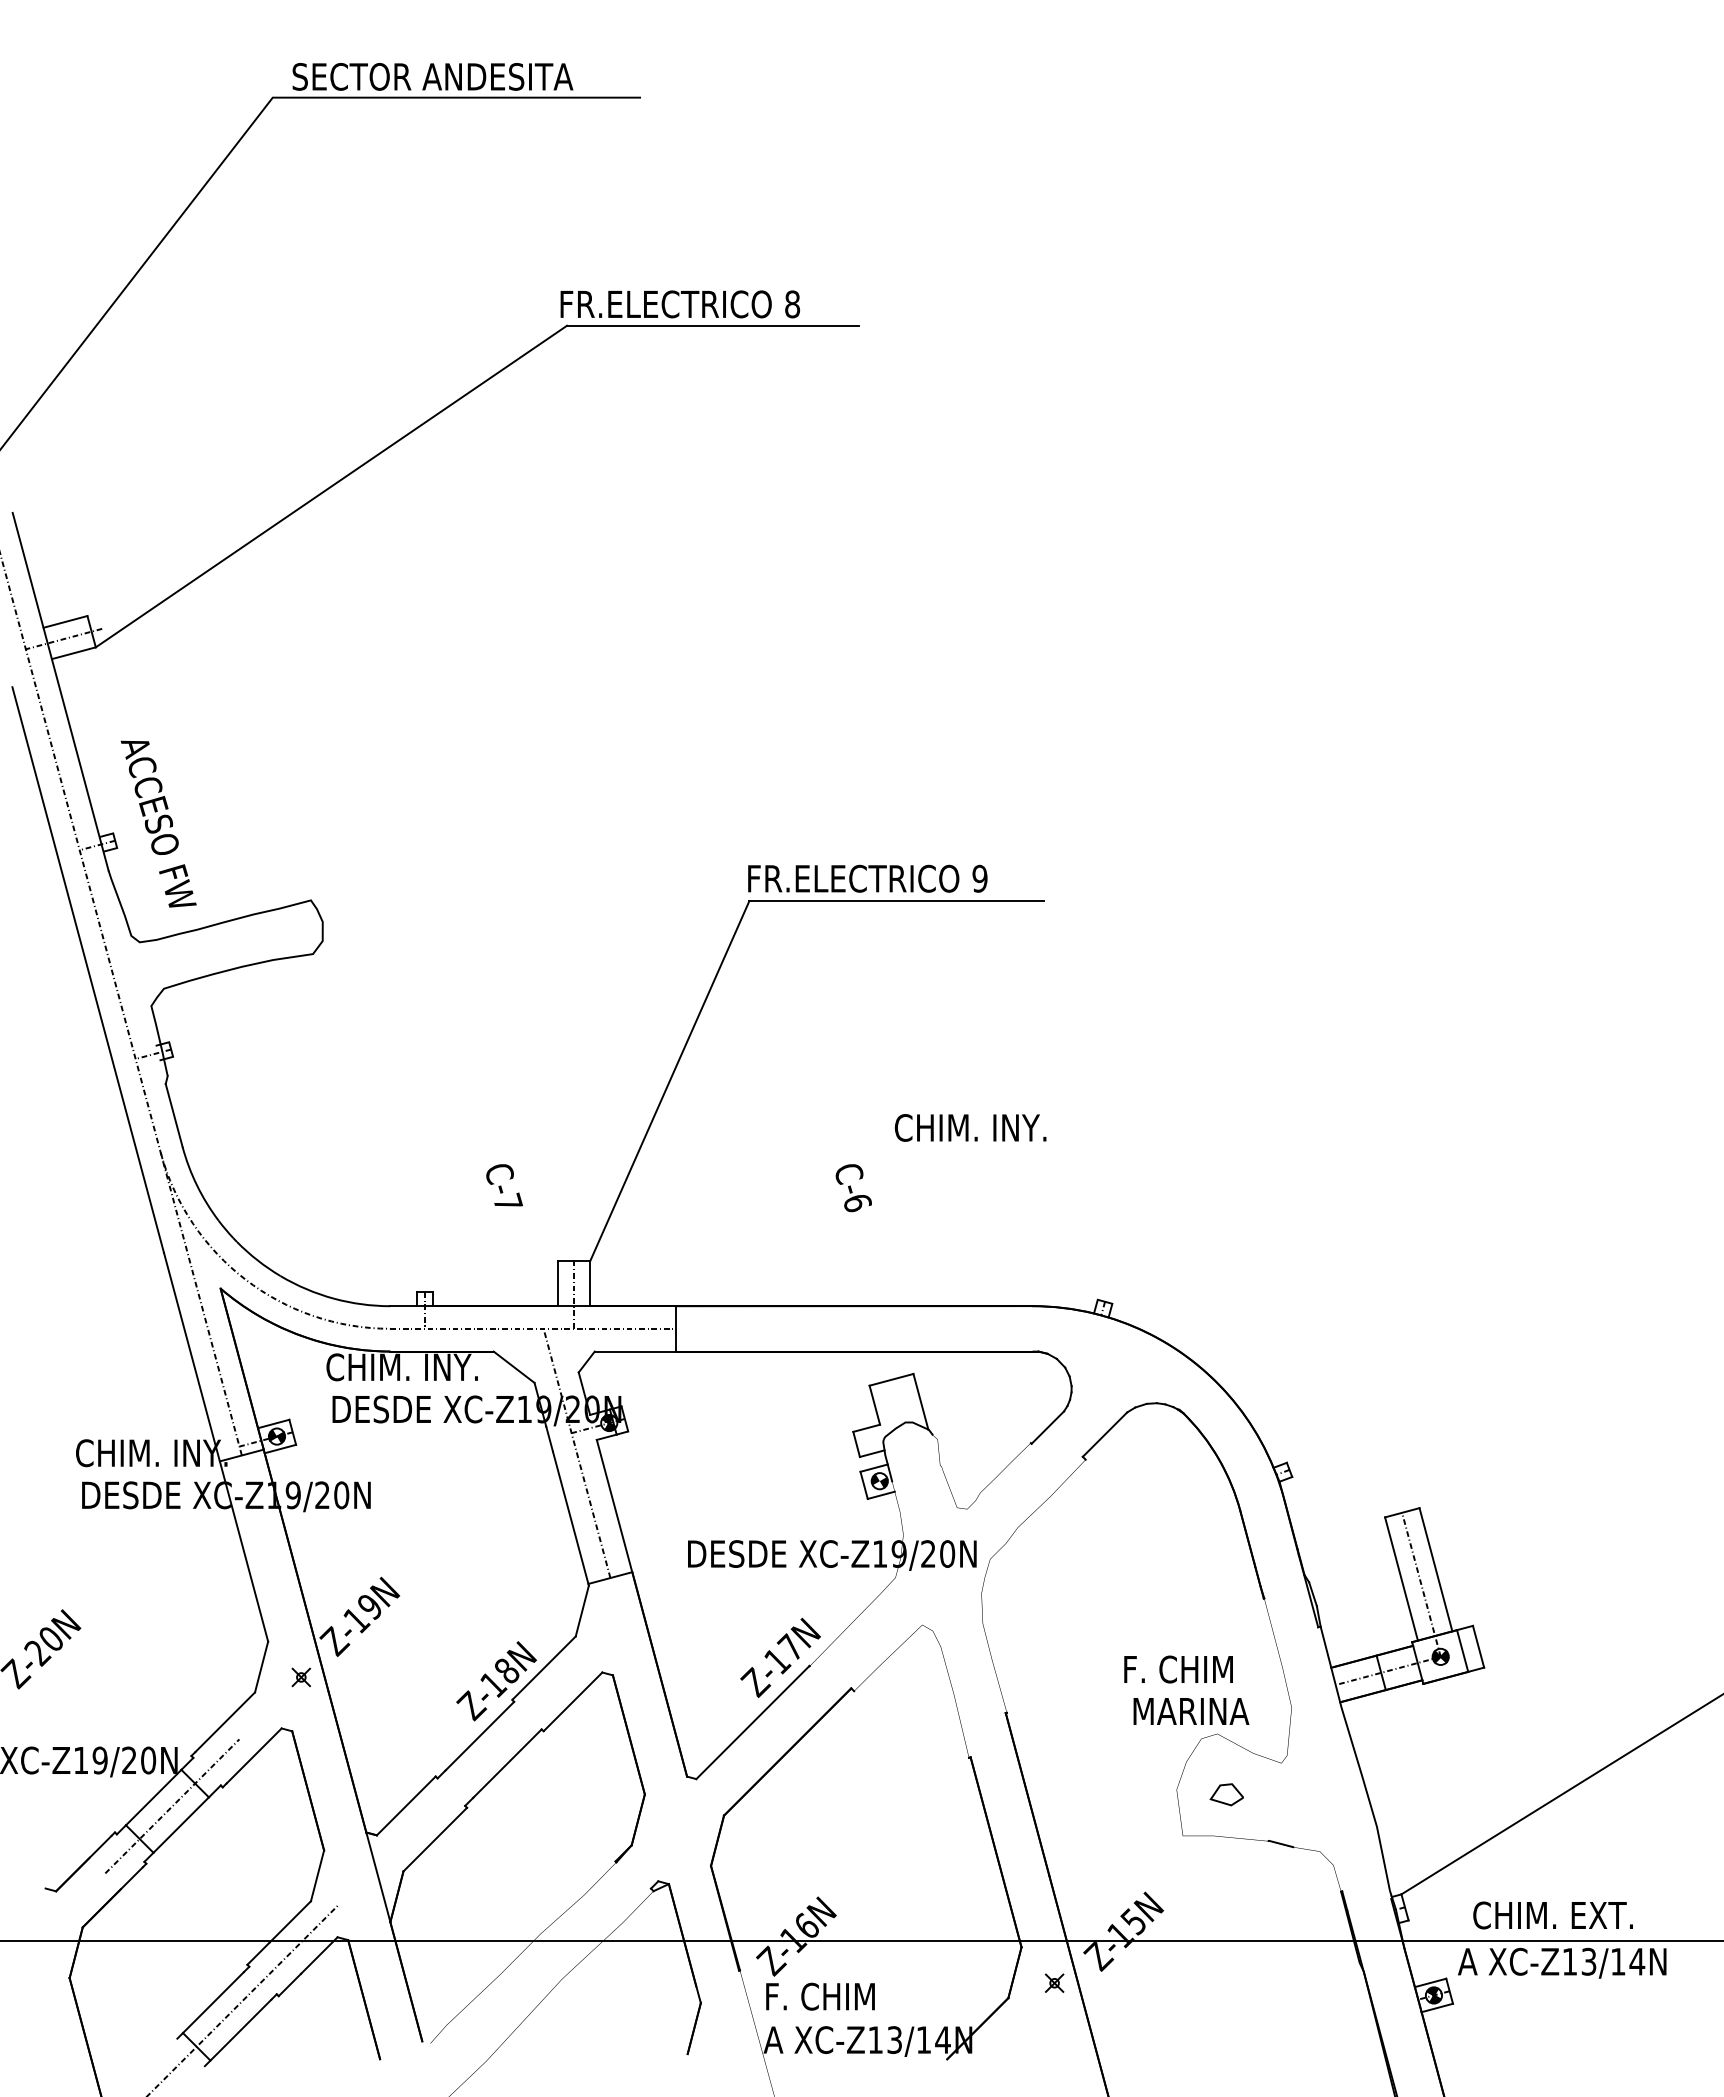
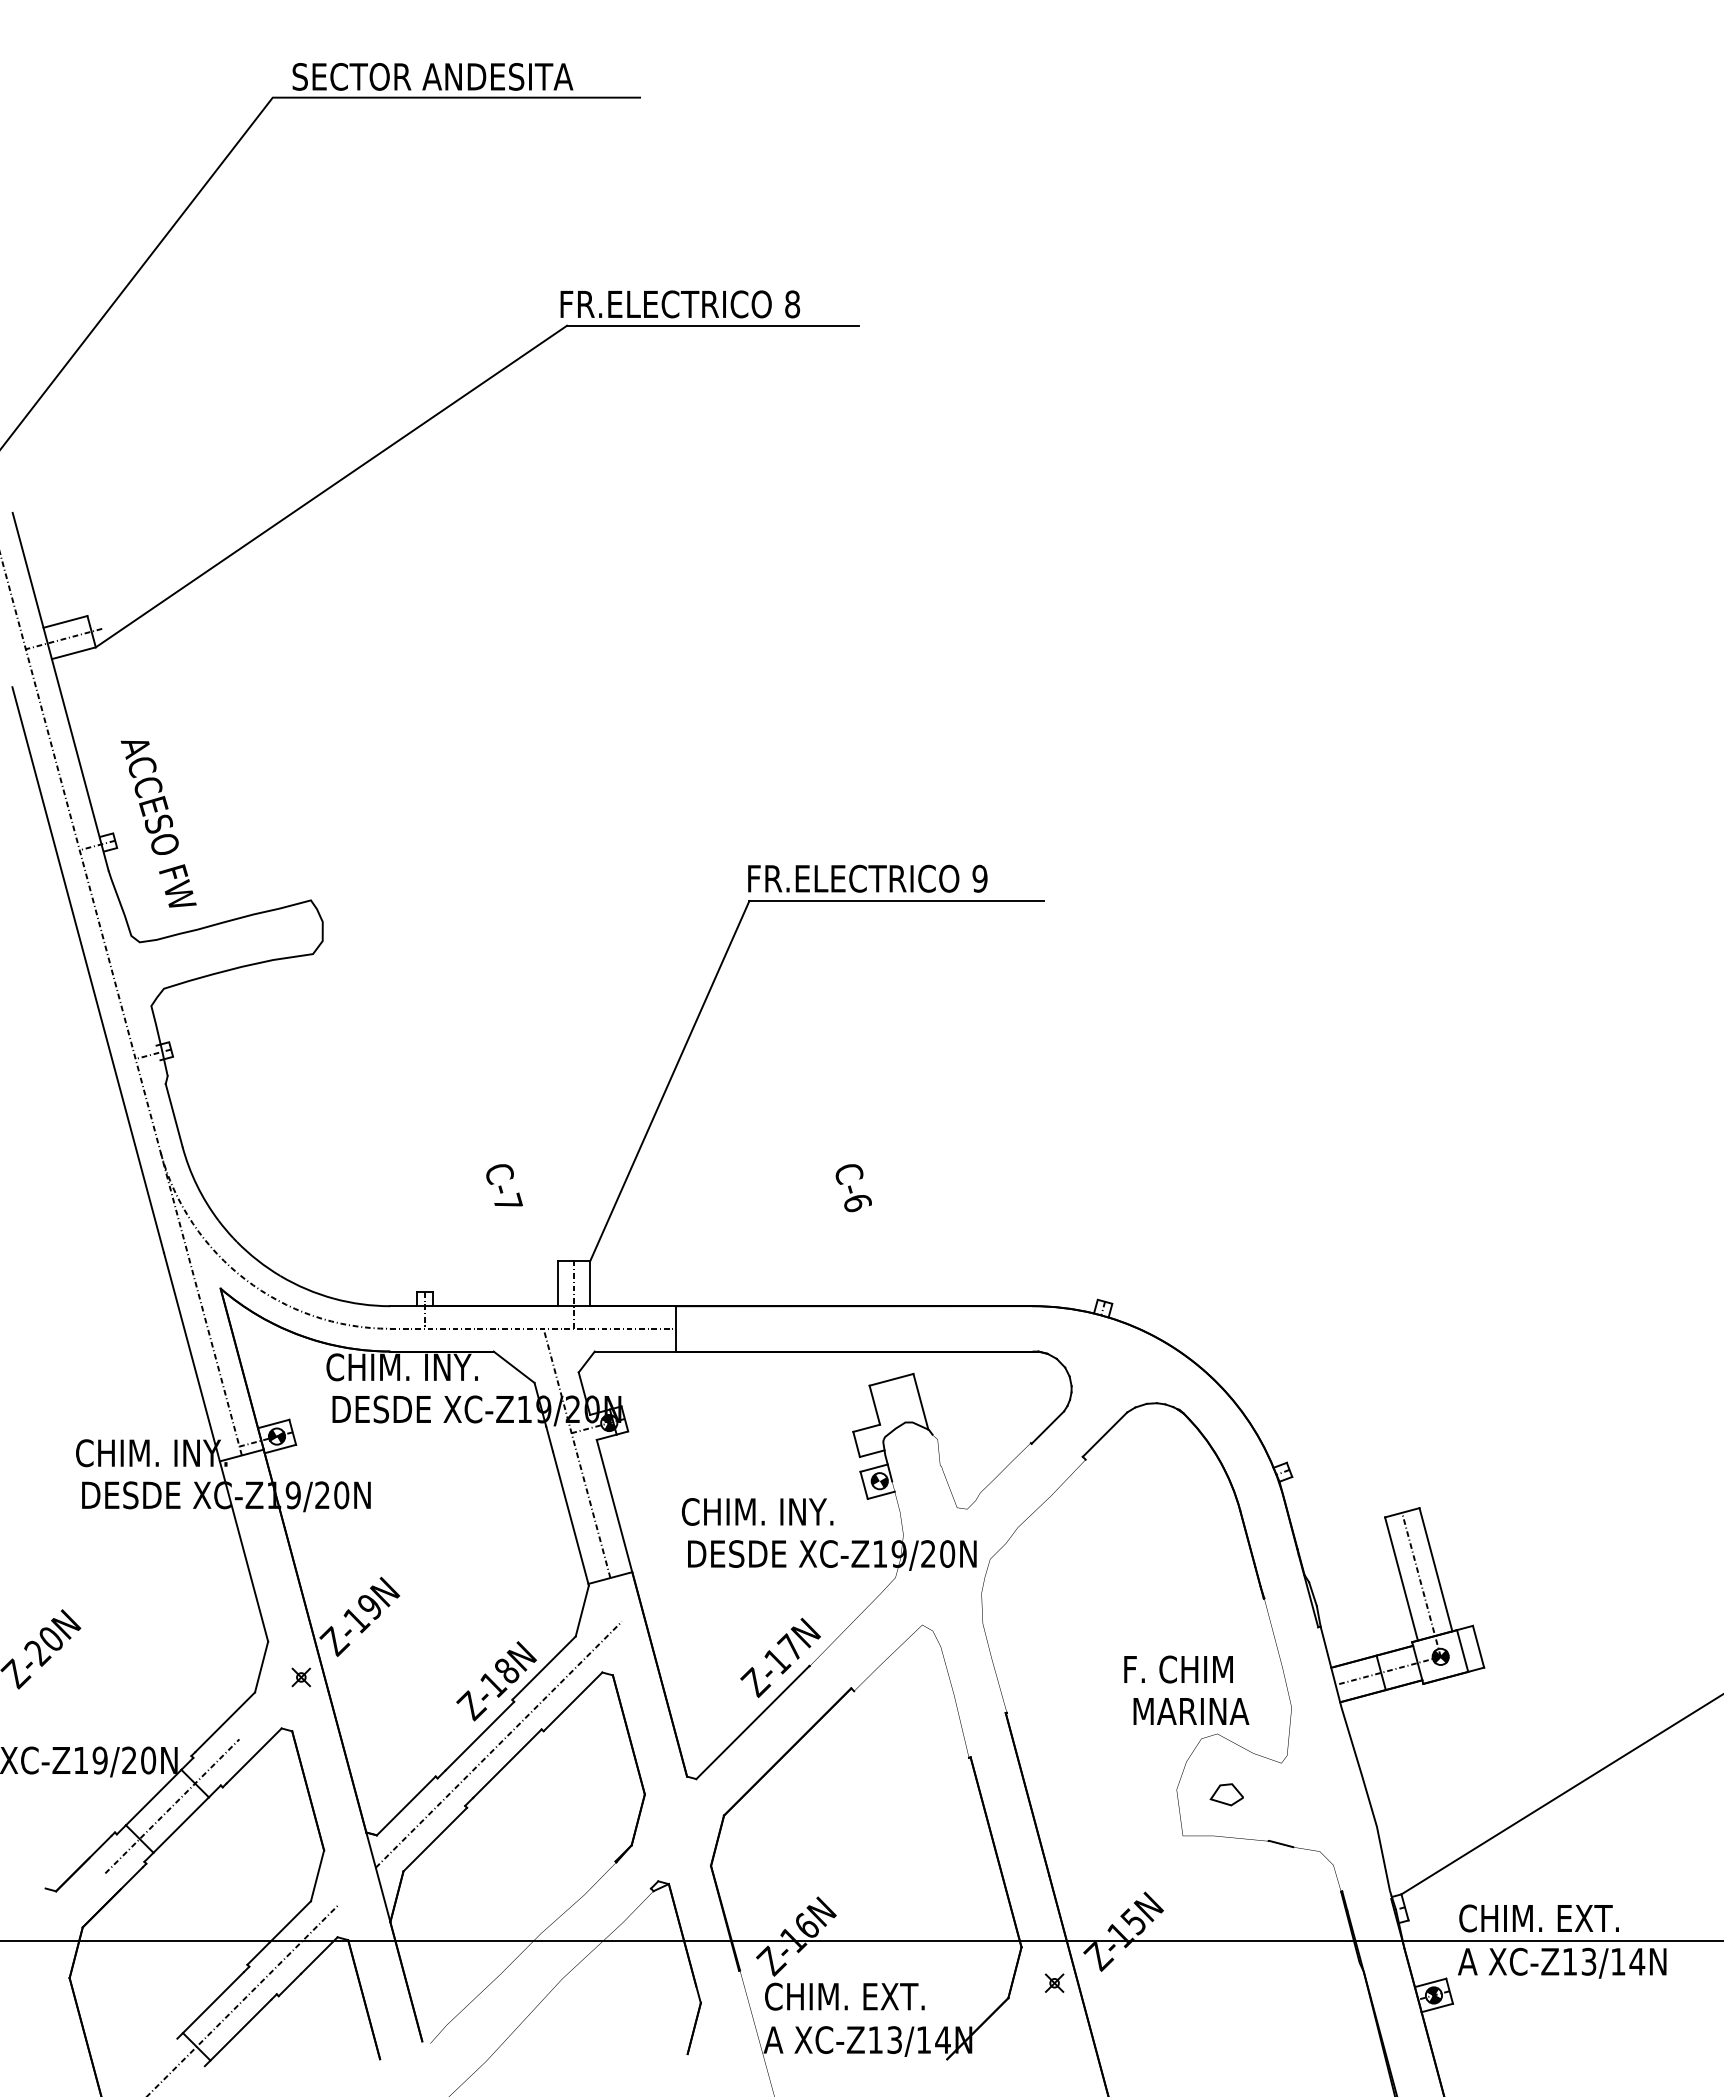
text position: (970, 1127) -> (757, 1511) (757, 1511)
line: none -> present (498, 1744)
text position: (1552, 1915) -> (1538, 1918) (1538, 1918)
text: F. CHIM -> CHIM. EXT. (844, 1996)
